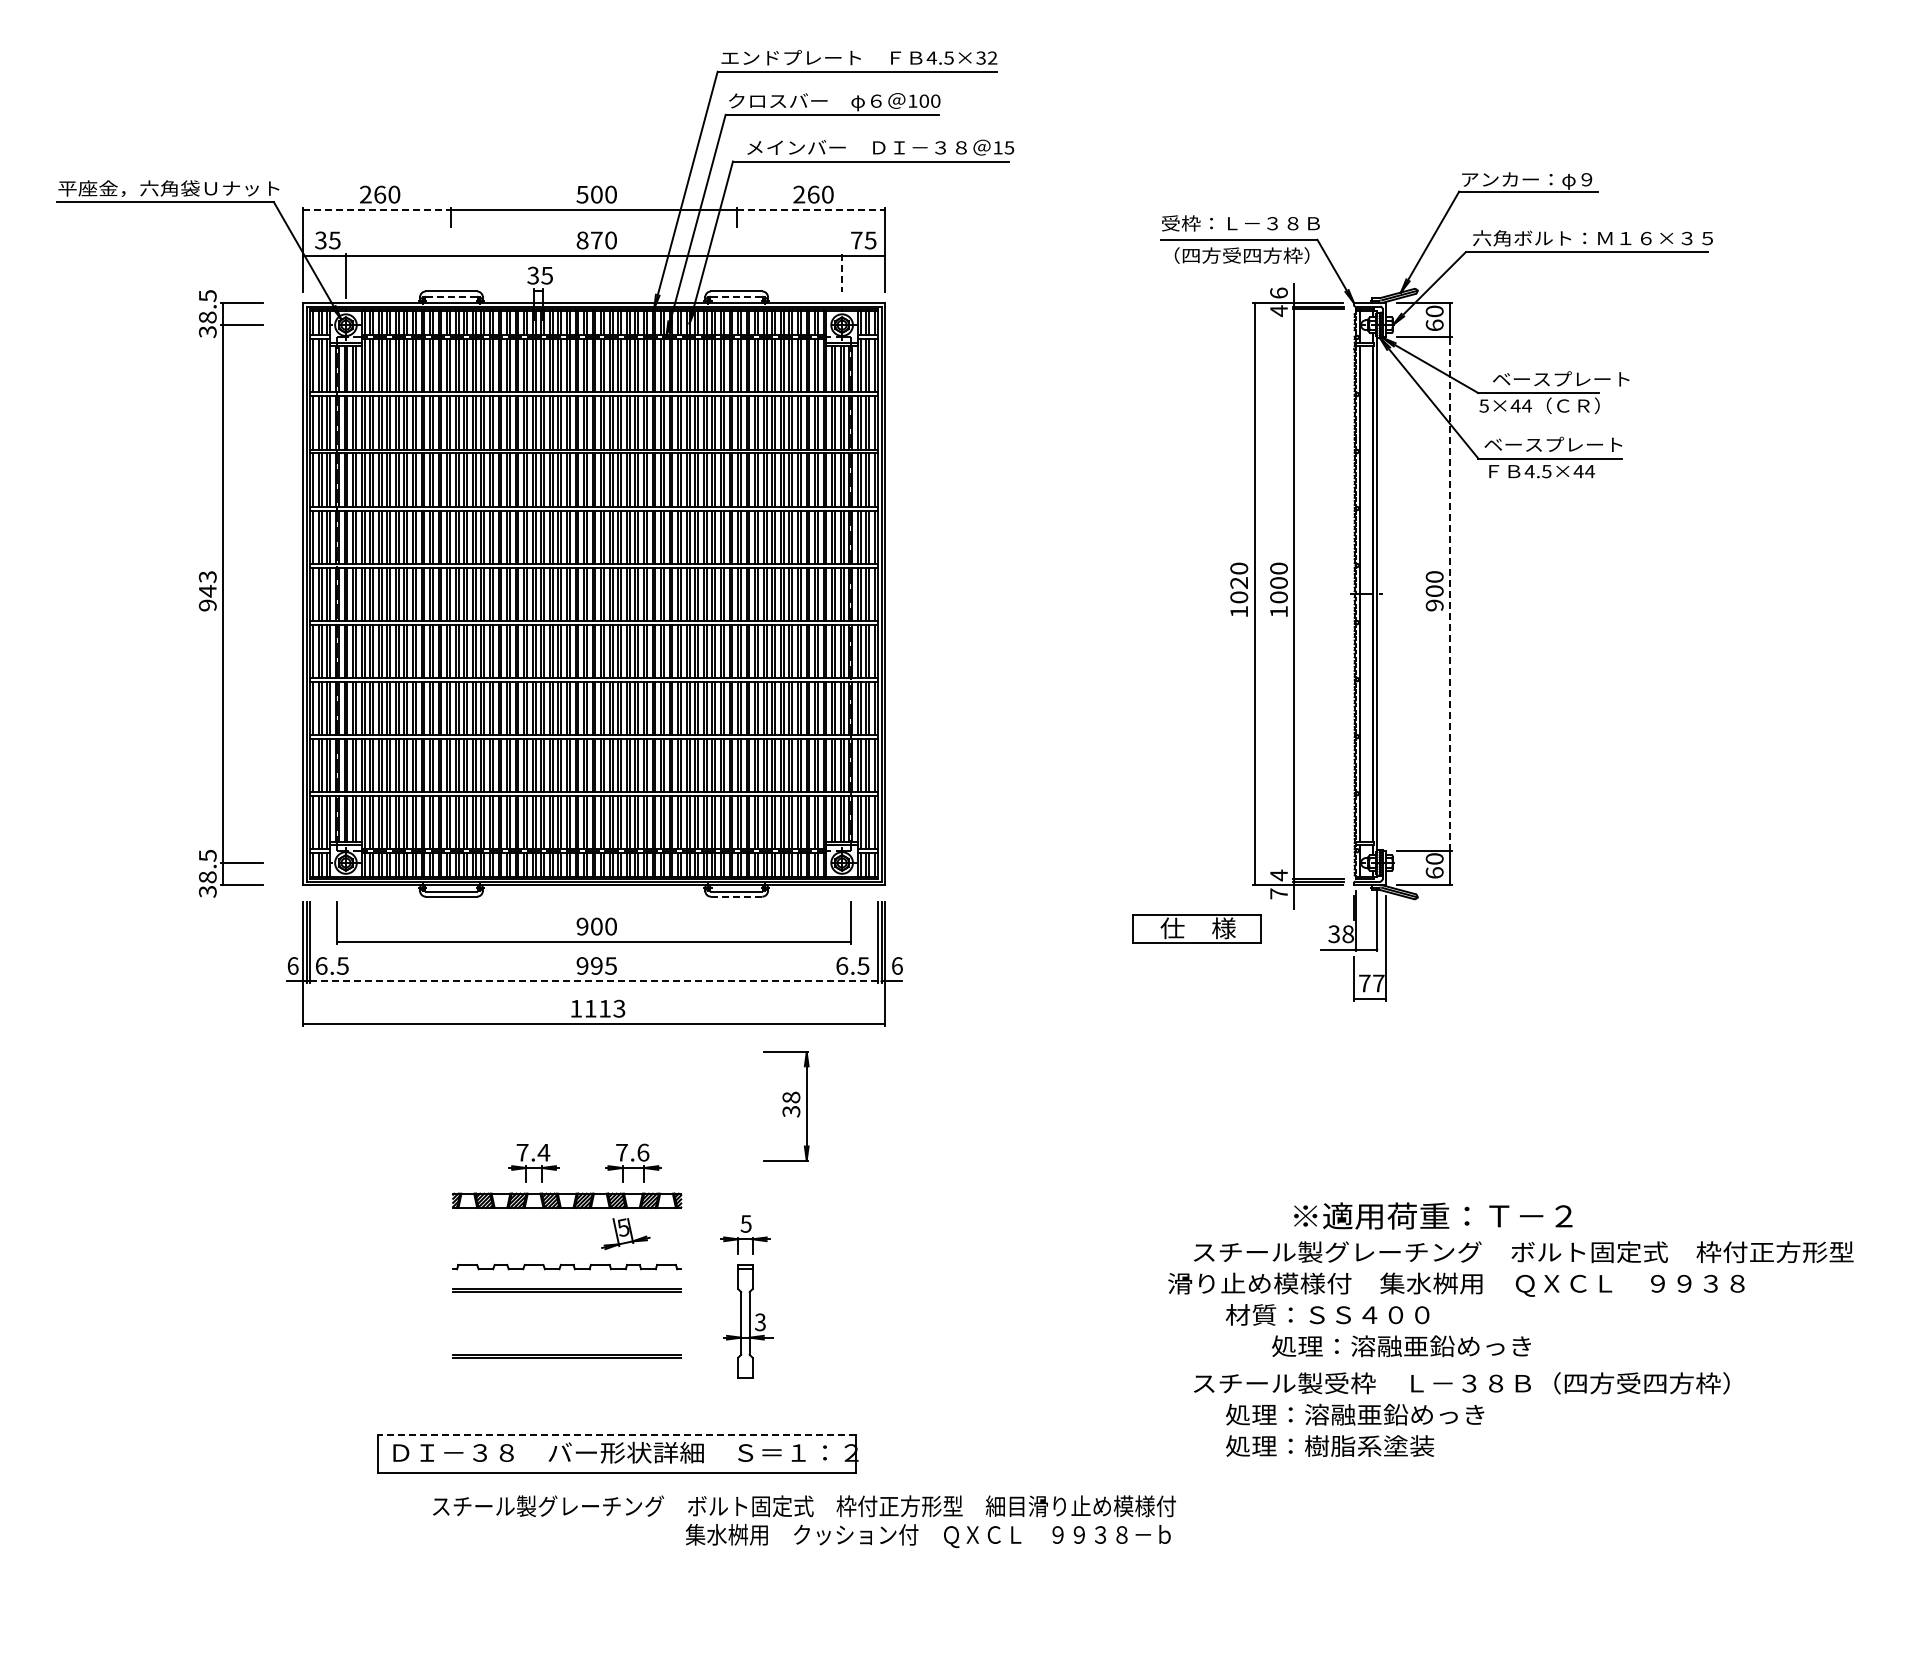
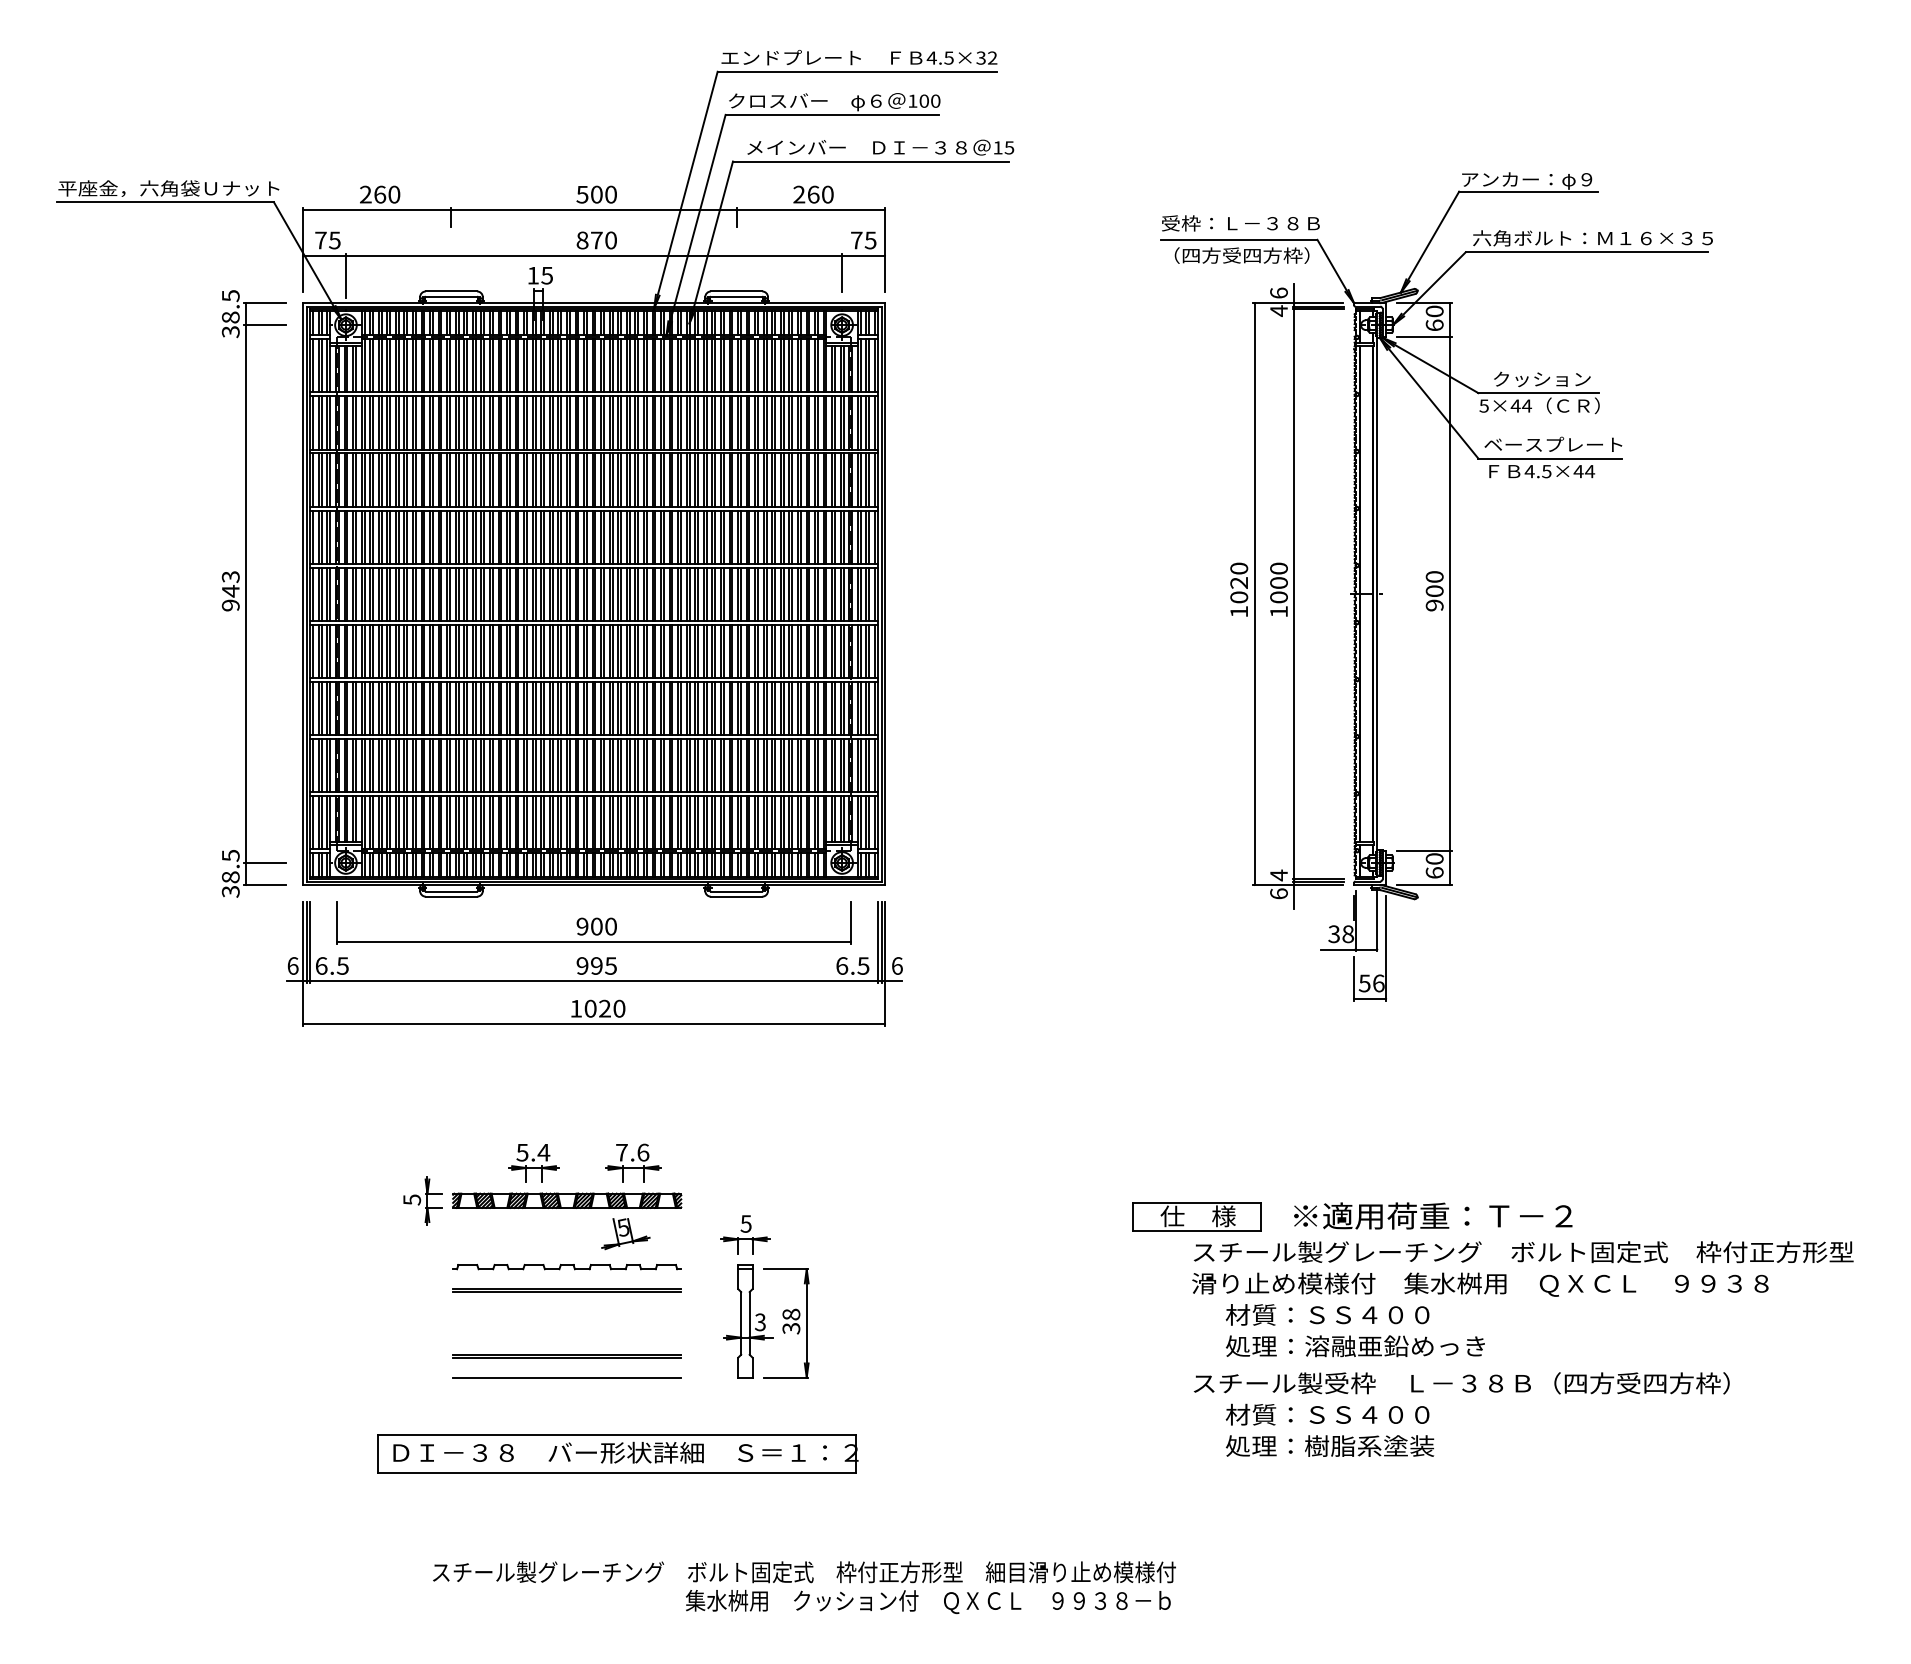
line: dashed -> solid (377, 210)
line: dashed -> solid (811, 210)
text: 35 -> 75 (320, 240)
line: dashed -> solid (842, 272)
text: 35 -> 15 (532, 275)
line: dashed -> solid (451, 296)
line: dashed -> solid (736, 296)
text: ベースプレート -> クッション (1561, 379)
part position: (223, 593) -> (246, 593) (246, 593)
line: dashed -> solid (1450, 594)
text: 7 -> 6 (1278, 893)
line: dashed -> solid (736, 896)
part position: (1196, 928) -> (1196, 1216) (1196, 1216)
line: dashed -> solid (595, 981)
text: 77 -> 56 (1371, 983)
text: 1113 -> 1020 (604, 1008)
part position: (786, 1106) -> (786, 1323) (786, 1323)
text: 7.4 -> 5.4 (522, 1152)
part: none -> present (422, 1200)
text position: (1456, 1284) -> (1480, 1284) (1480, 1284)
text position: (1401, 1346) -> (1355, 1346) (1355, 1346)
line: none -> present (567, 1377)
text: 処理：溶融亜鉛めっき -> 材質：ＳＳ４００ (1354, 1414)
line: dashed -> solid (616, 1434)
text position: (804, 1521) -> (804, 1587) (804, 1587)
